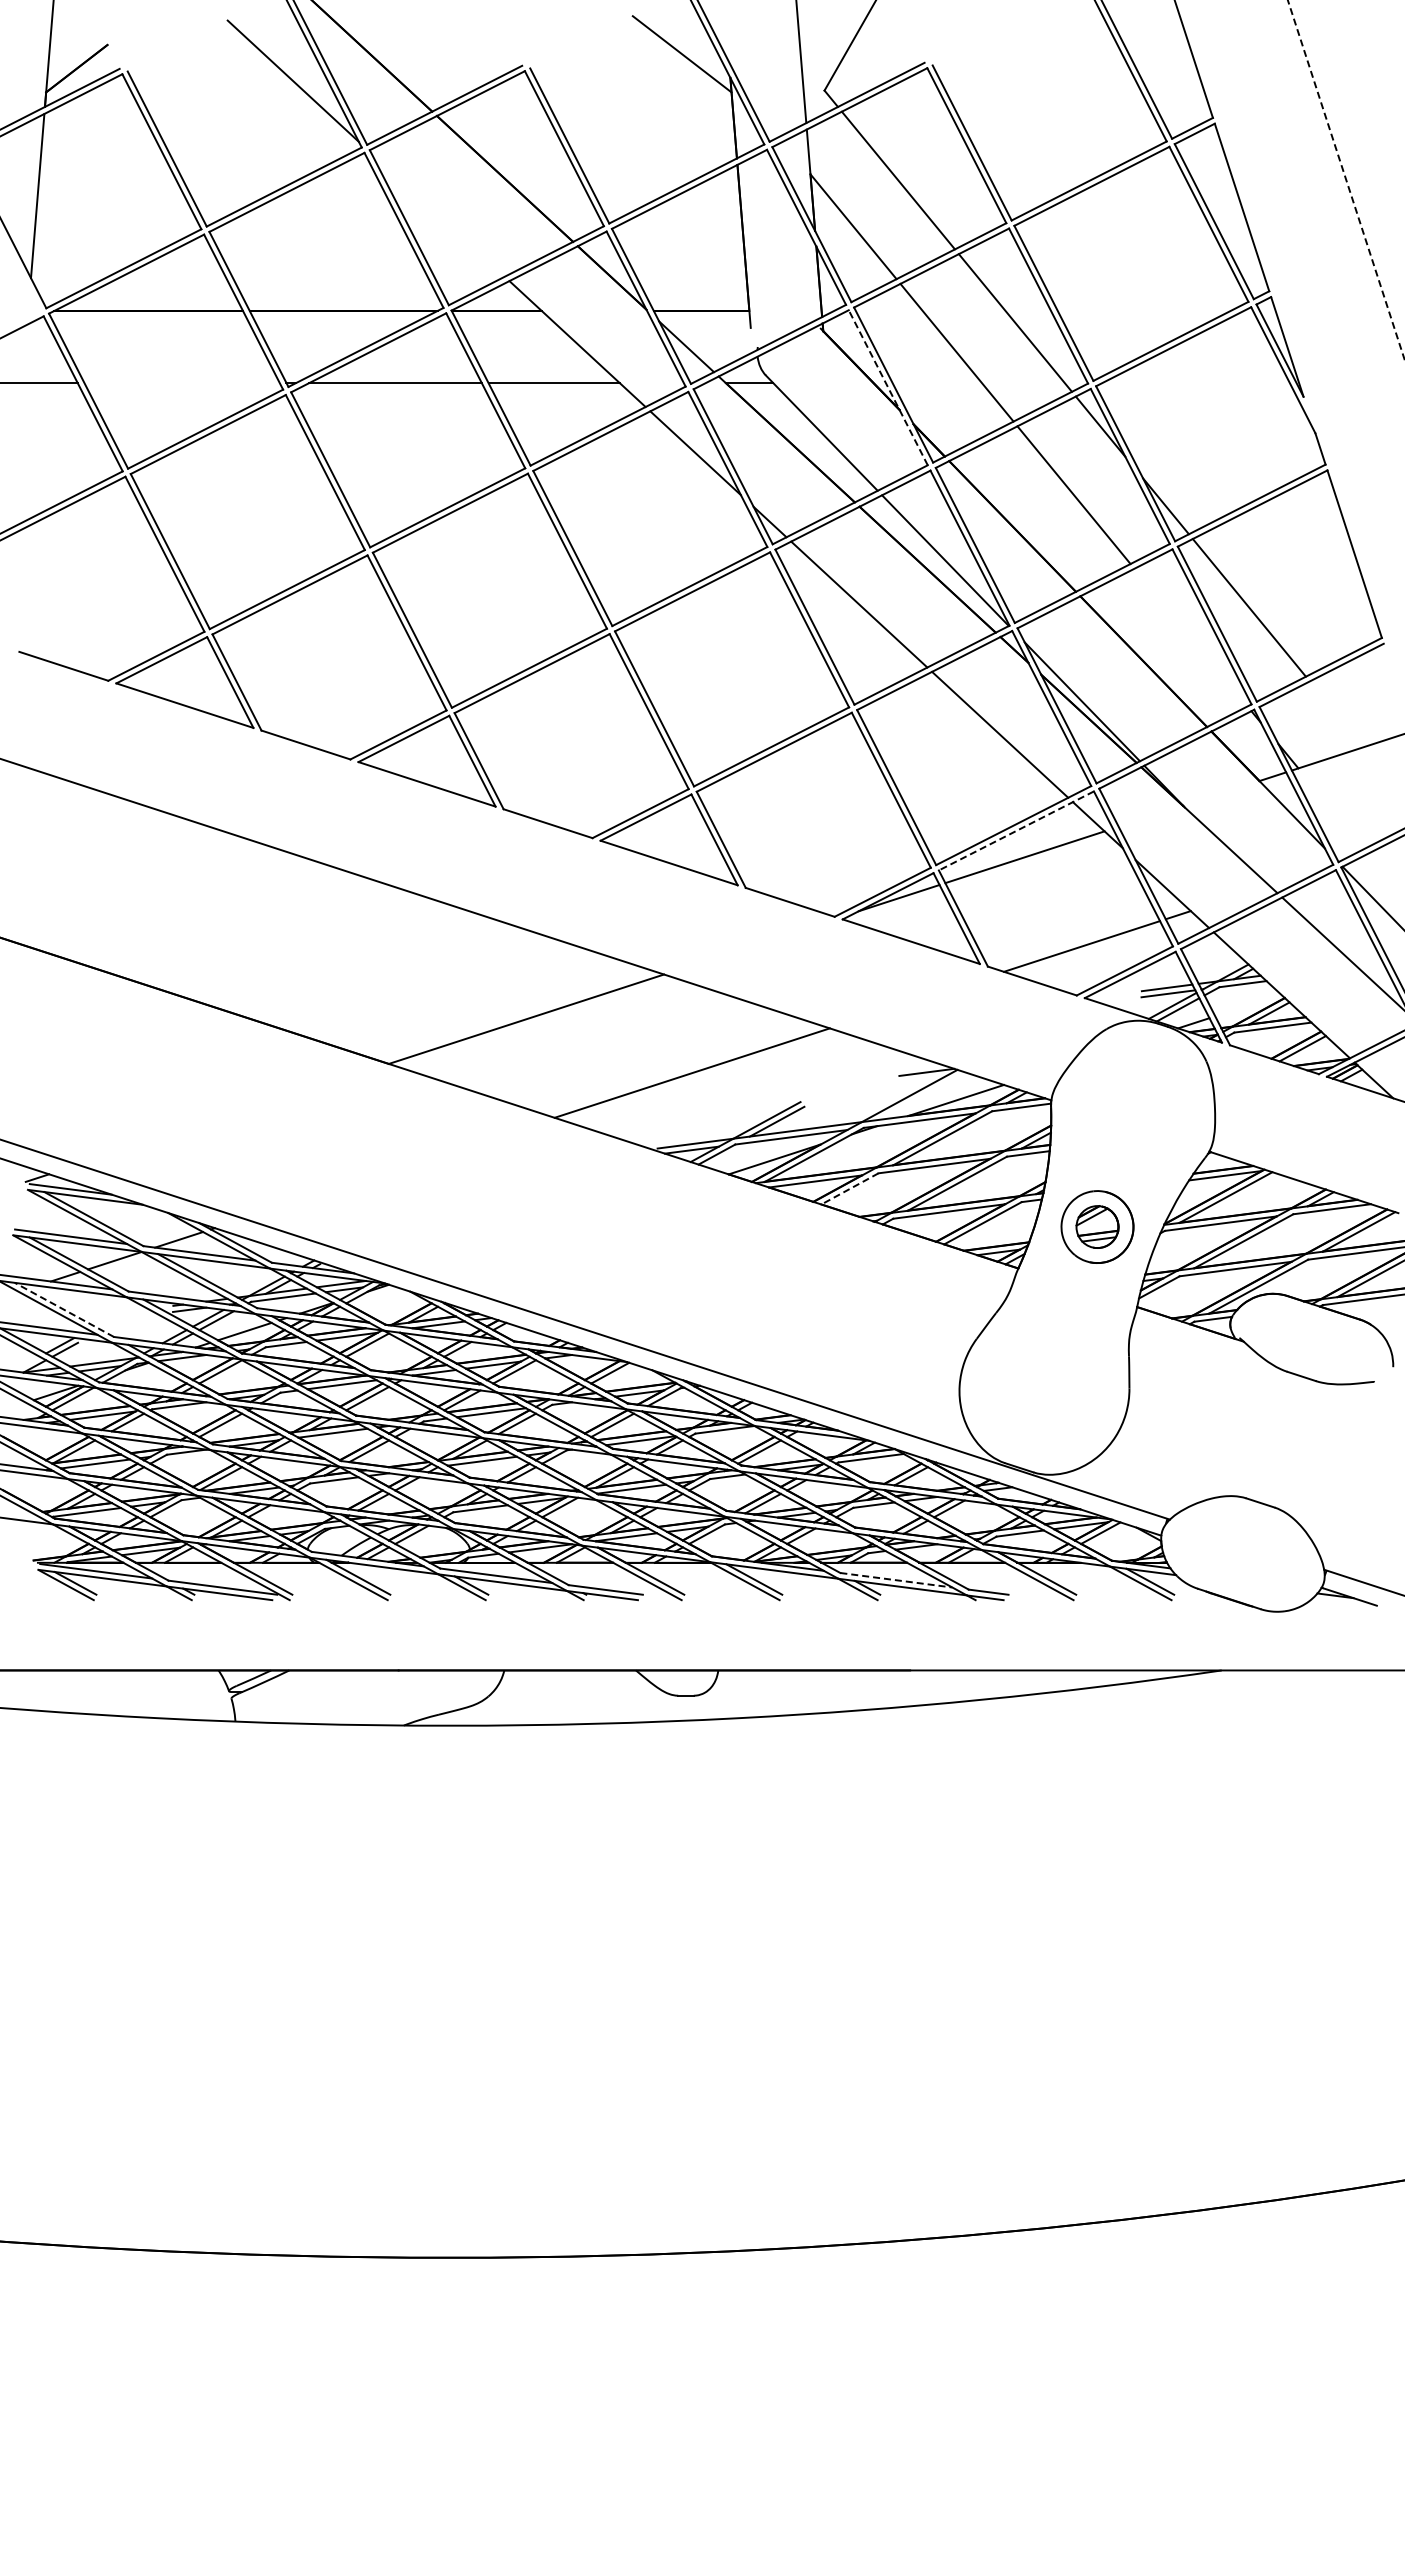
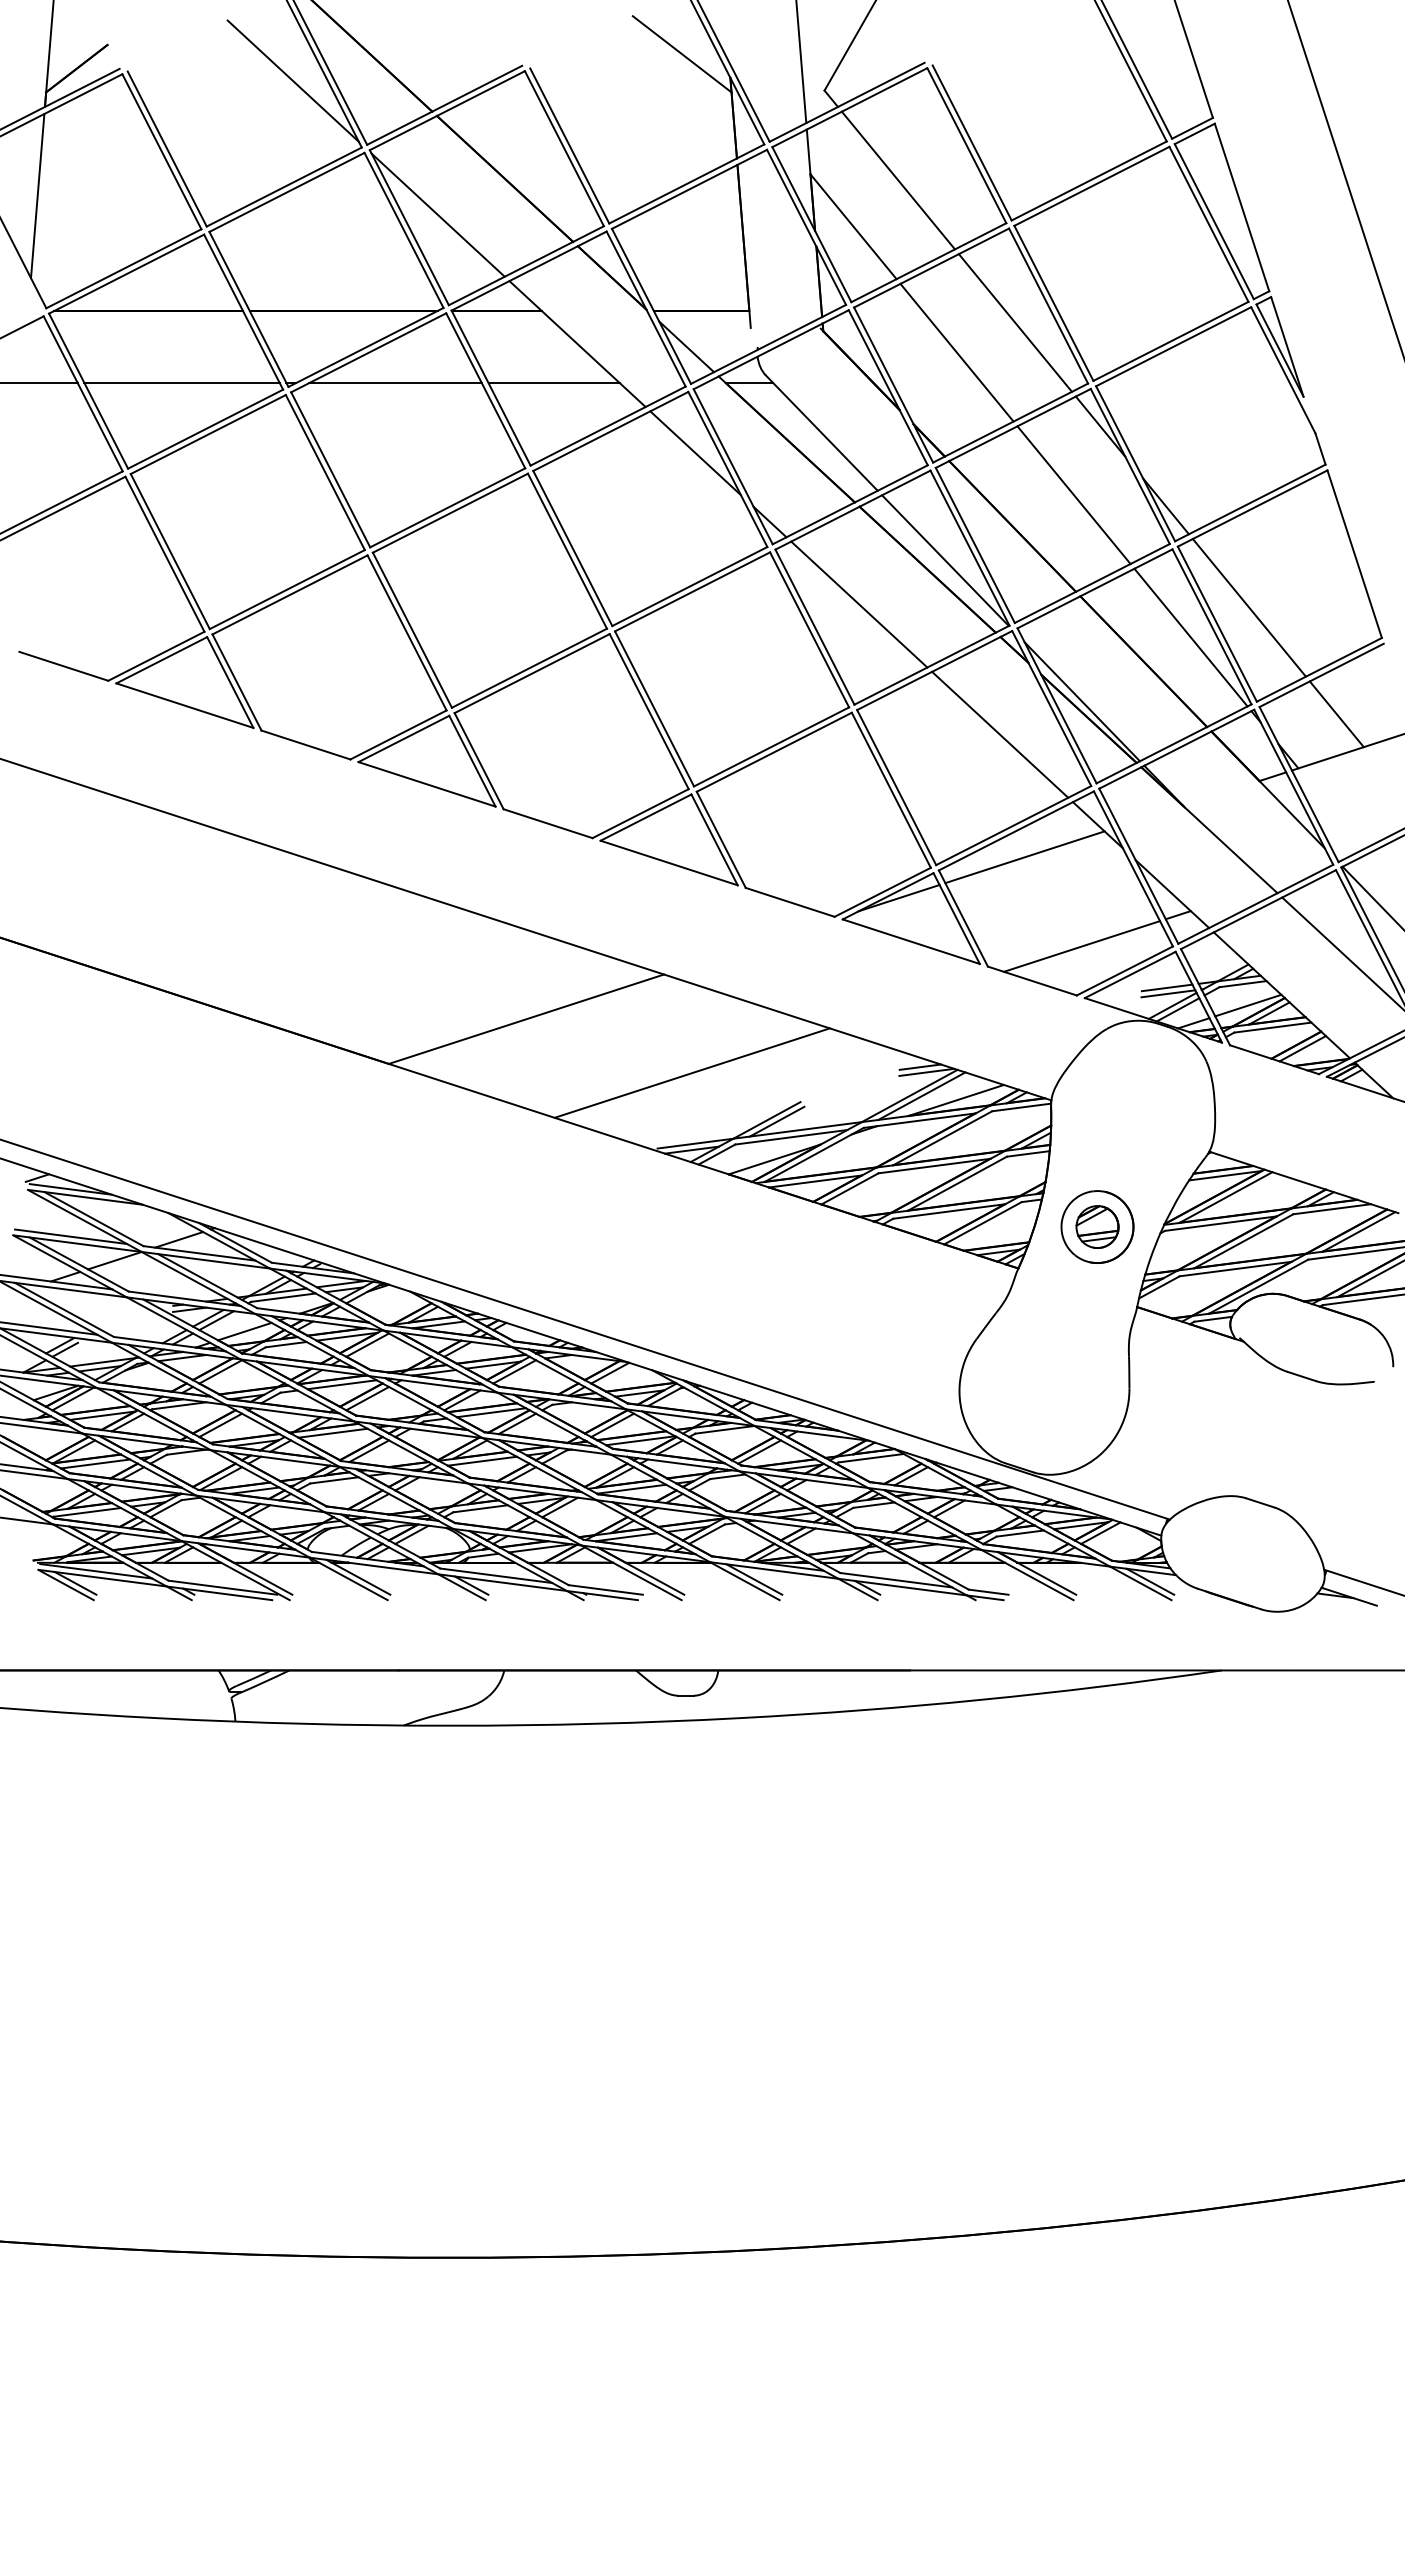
line: dashed -> solid (1346, 180)
line: none -> present (437, 214)
line: none -> present (181, 383)
line: dashed -> solid (888, 387)
line: none -> present (1190, 637)
line: none -> present (1336, 714)
line: dashed -> solid (1015, 831)
line: none -> present (1248, 1005)
line: none -> present (920, 1066)
line: none -> present (921, 1095)
line: dashed -> solid (849, 1188)
line: dashed -> solid (63, 1309)
line: dashed -> solid (896, 1580)
